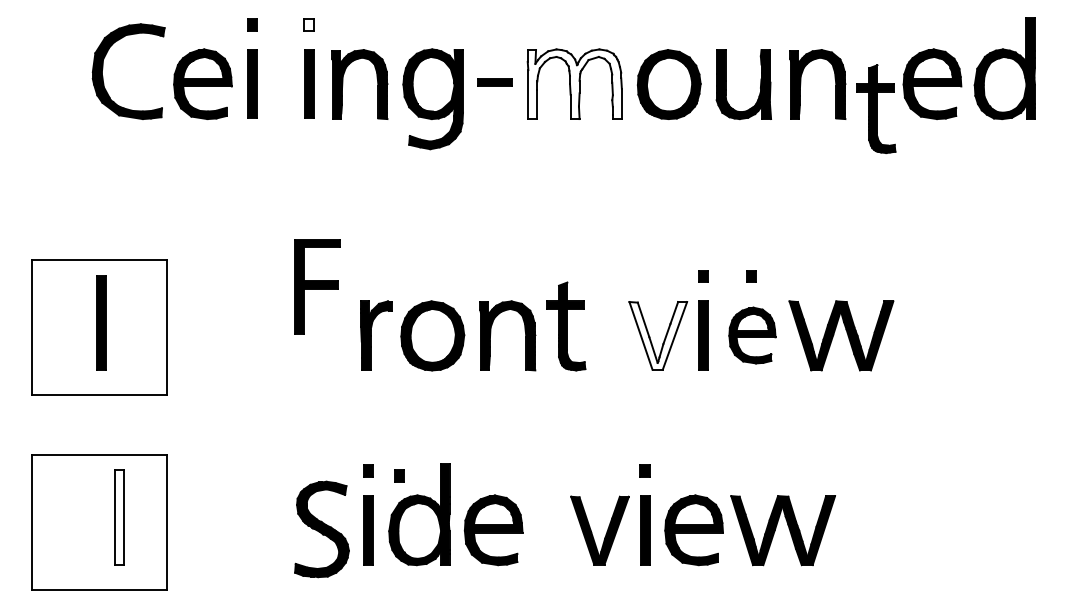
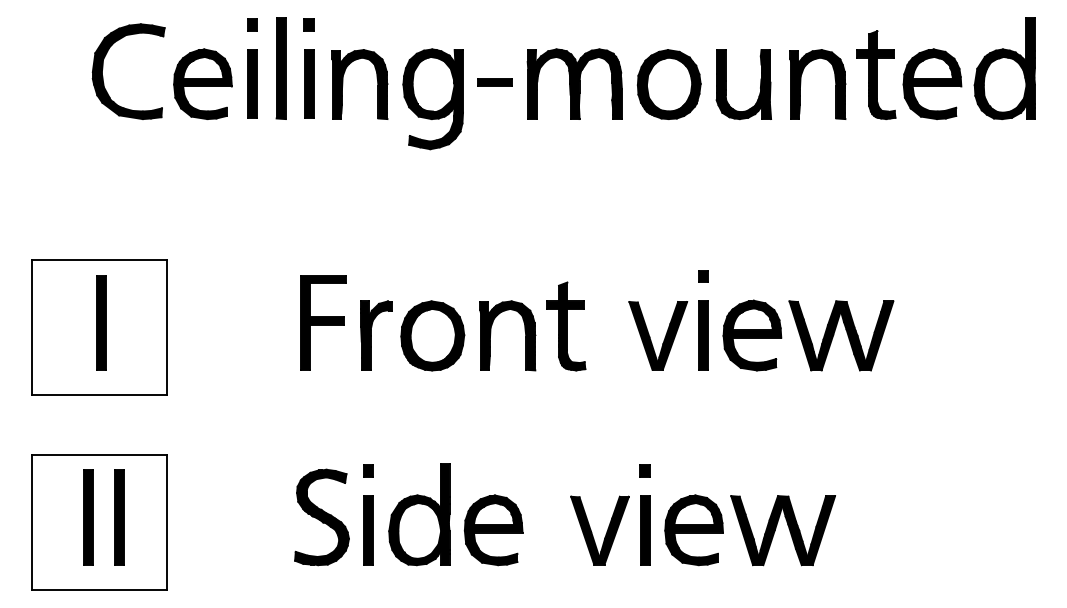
fill: none -> present (308, 24)
part: none -> present (280, 68)
fill: none -> present (574, 84)
part position: (876, 108) -> (876, 74) (876, 74)
part: present -> none (751, 276)
part position: (317, 286) -> (323, 322) (323, 322)
fill: none -> present (658, 335)
part size: 49x59 px -> 61x73 px (752, 335)
part: present -> none (399, 475)
part: none -> present (88, 517)
fill: none -> present (119, 517)
part position: (321, 529) -> (321, 517) (321, 517)
